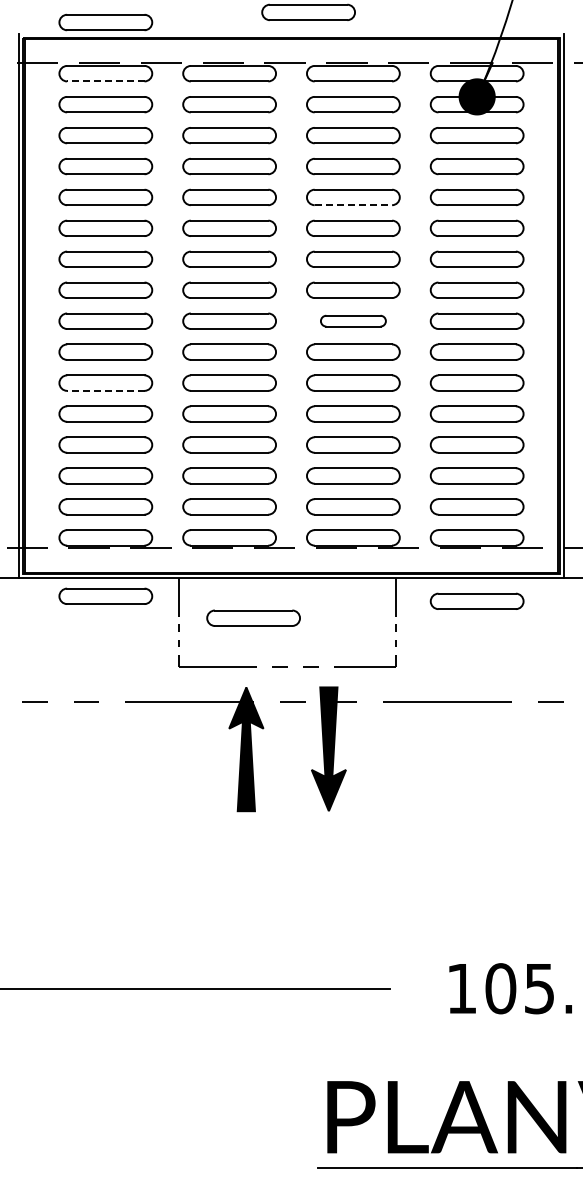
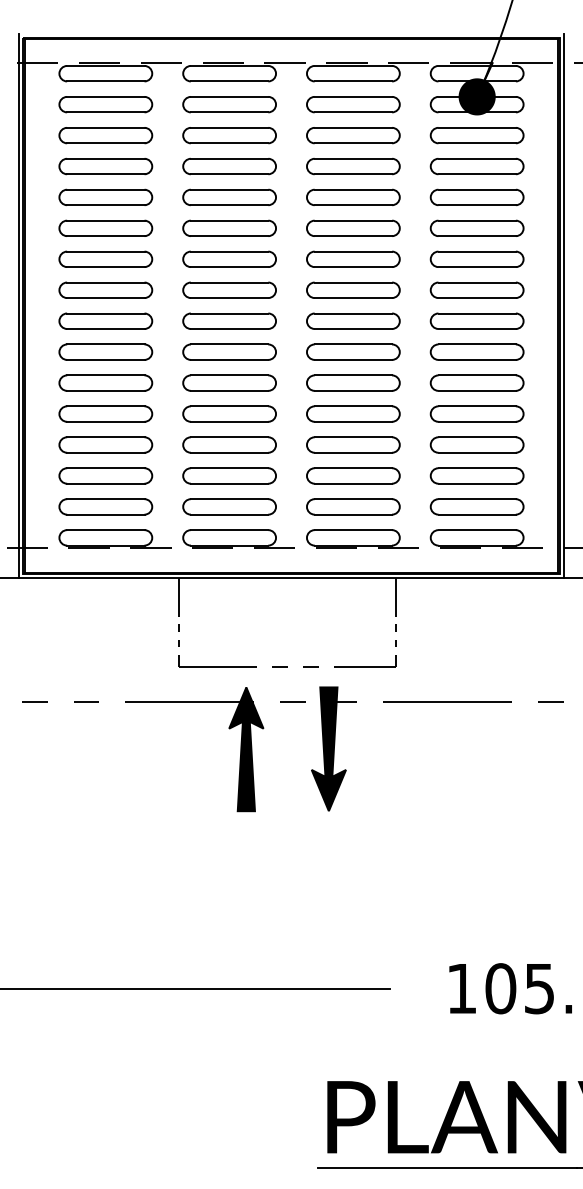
part: present -> none (308, 12)
part: present -> none (105, 22)
line: dashed -> solid (105, 81)
line: dashed -> solid (353, 205)
part size: 67x14 px -> 95x18 px (353, 320)
line: dashed -> solid (105, 390)
part: present -> none (105, 595)
part: present -> none (476, 600)
part: present -> none (253, 617)
